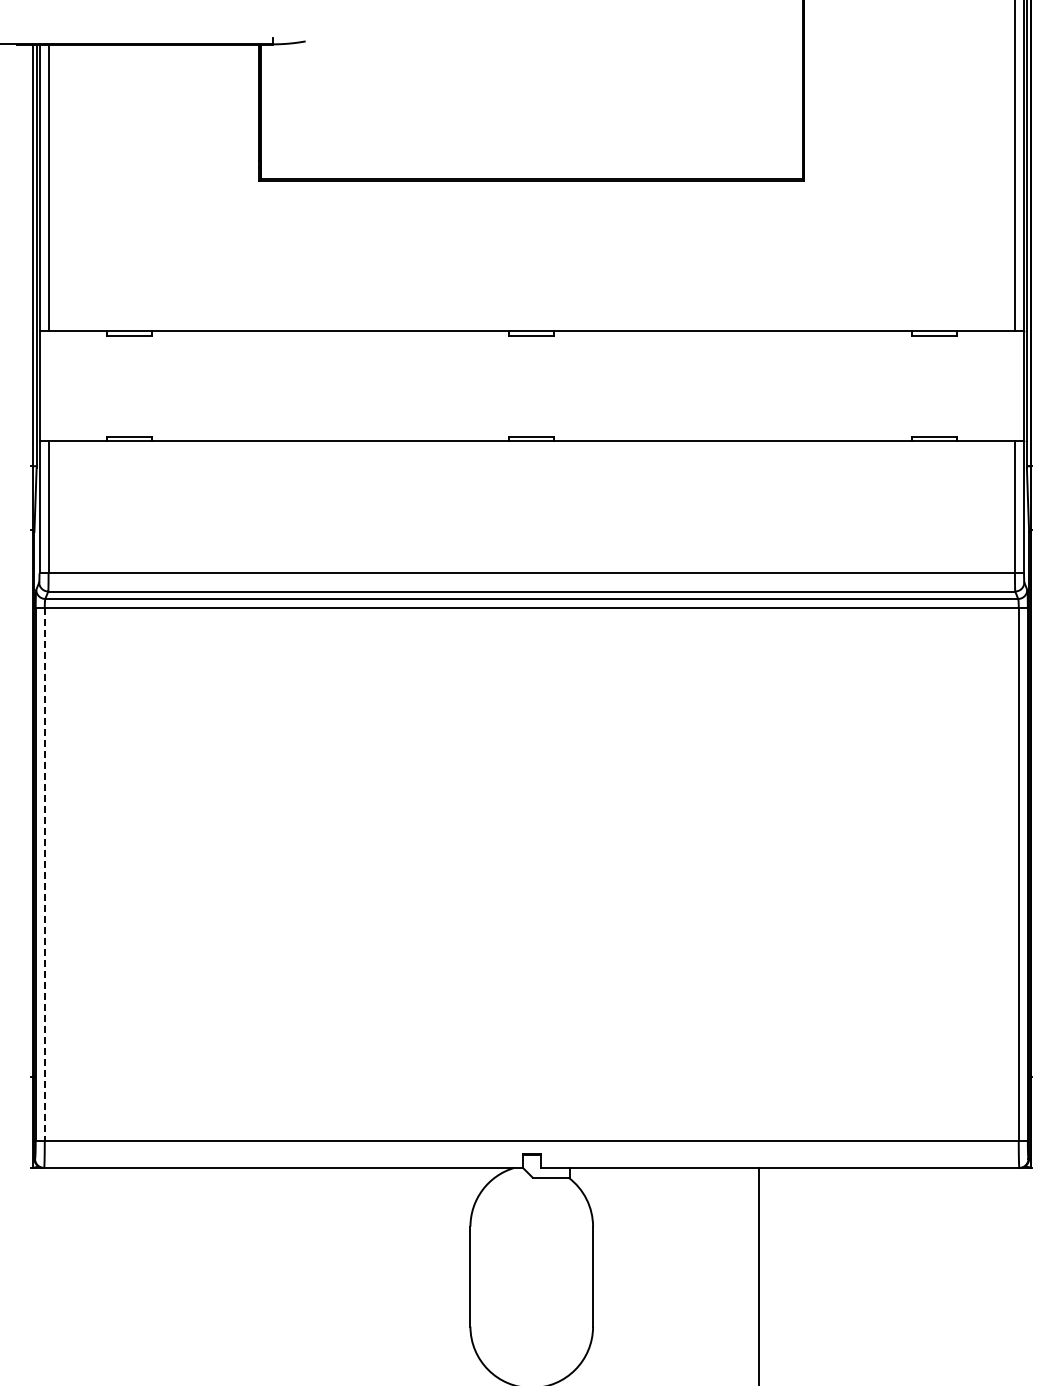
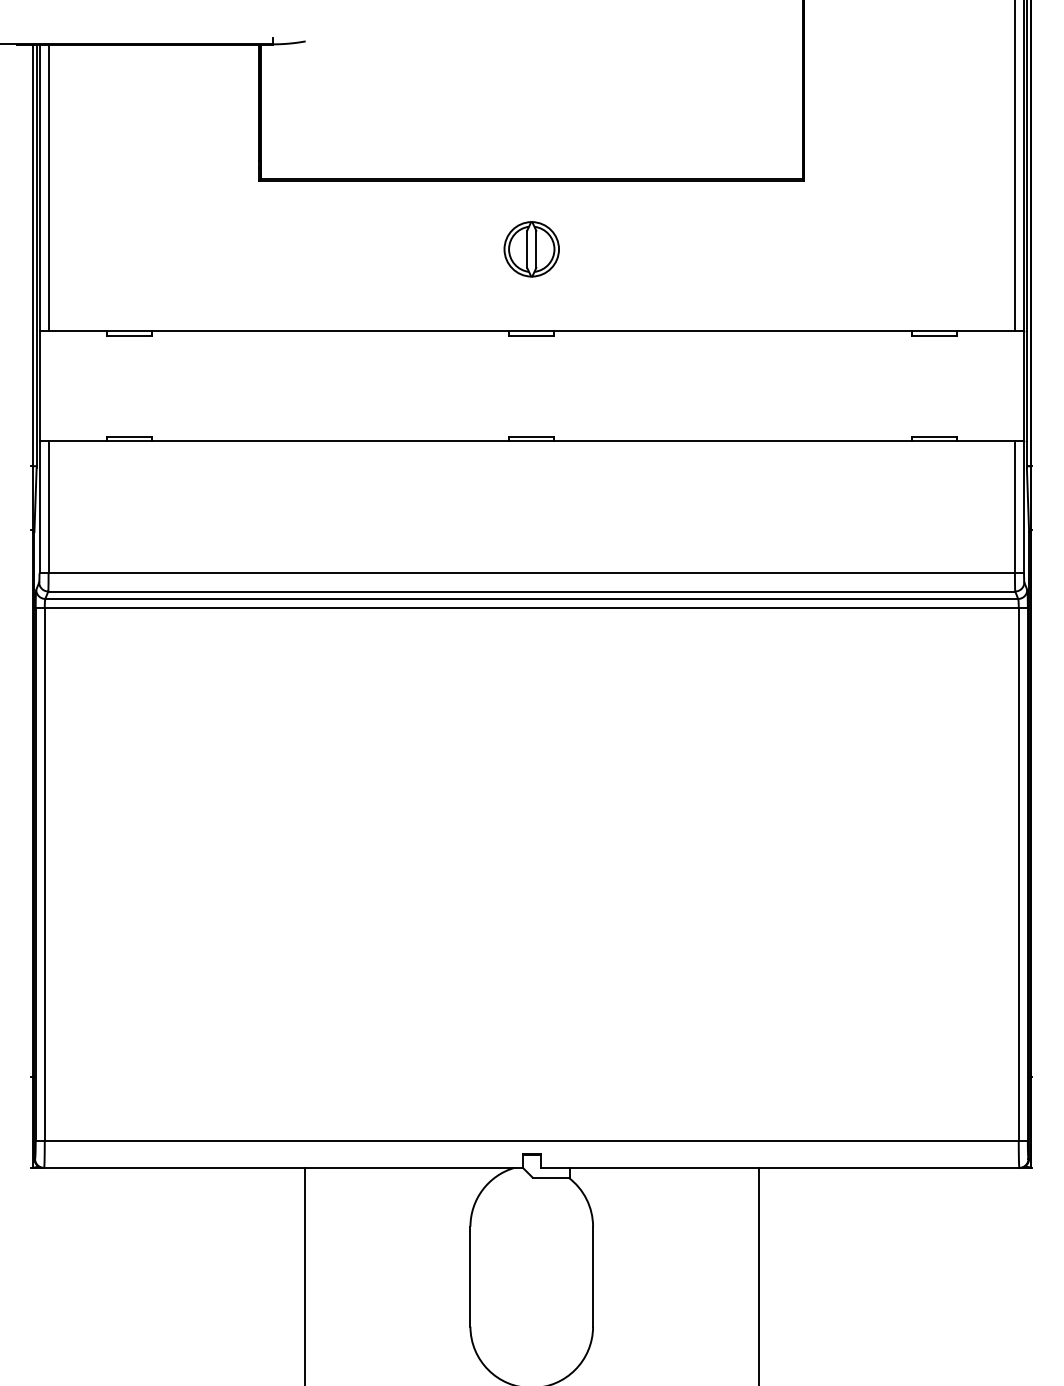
part: none -> present (531, 249)
line: dashed -> solid (44, 874)
line: none -> present (304, 1274)
